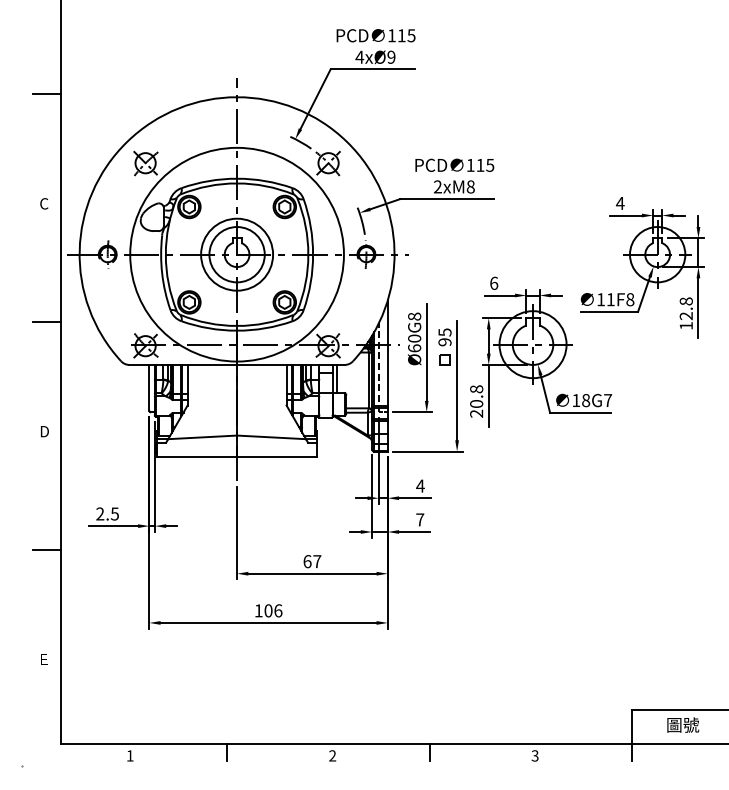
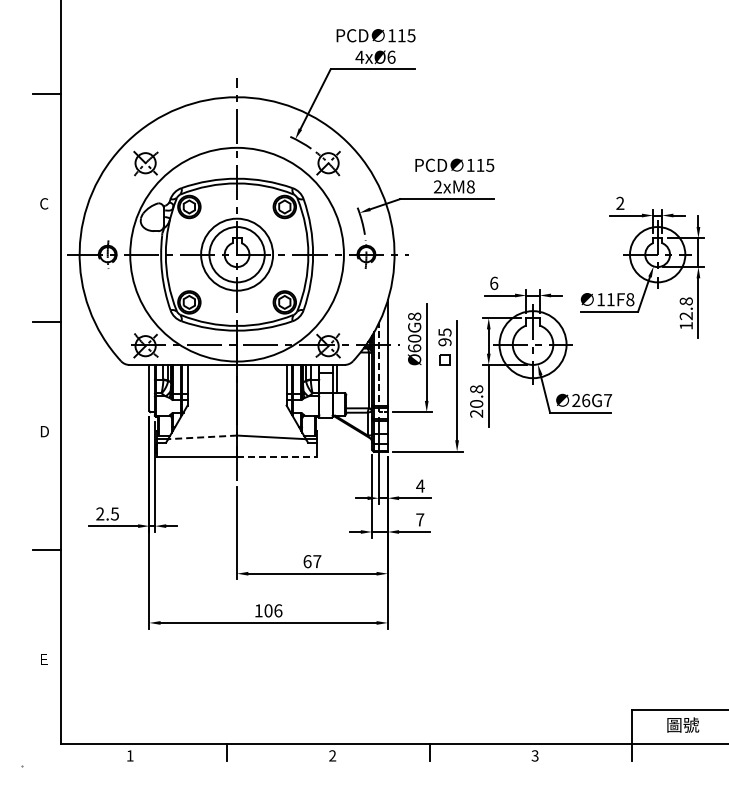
text: 4xØ9 -> 4xØ6 (391, 56)
text: 4 -> 2 (620, 202)
text: 18G7 -> 26G7 (581, 400)
line: solid -> dashed (202, 437)
line: solid -> dashed (277, 457)
